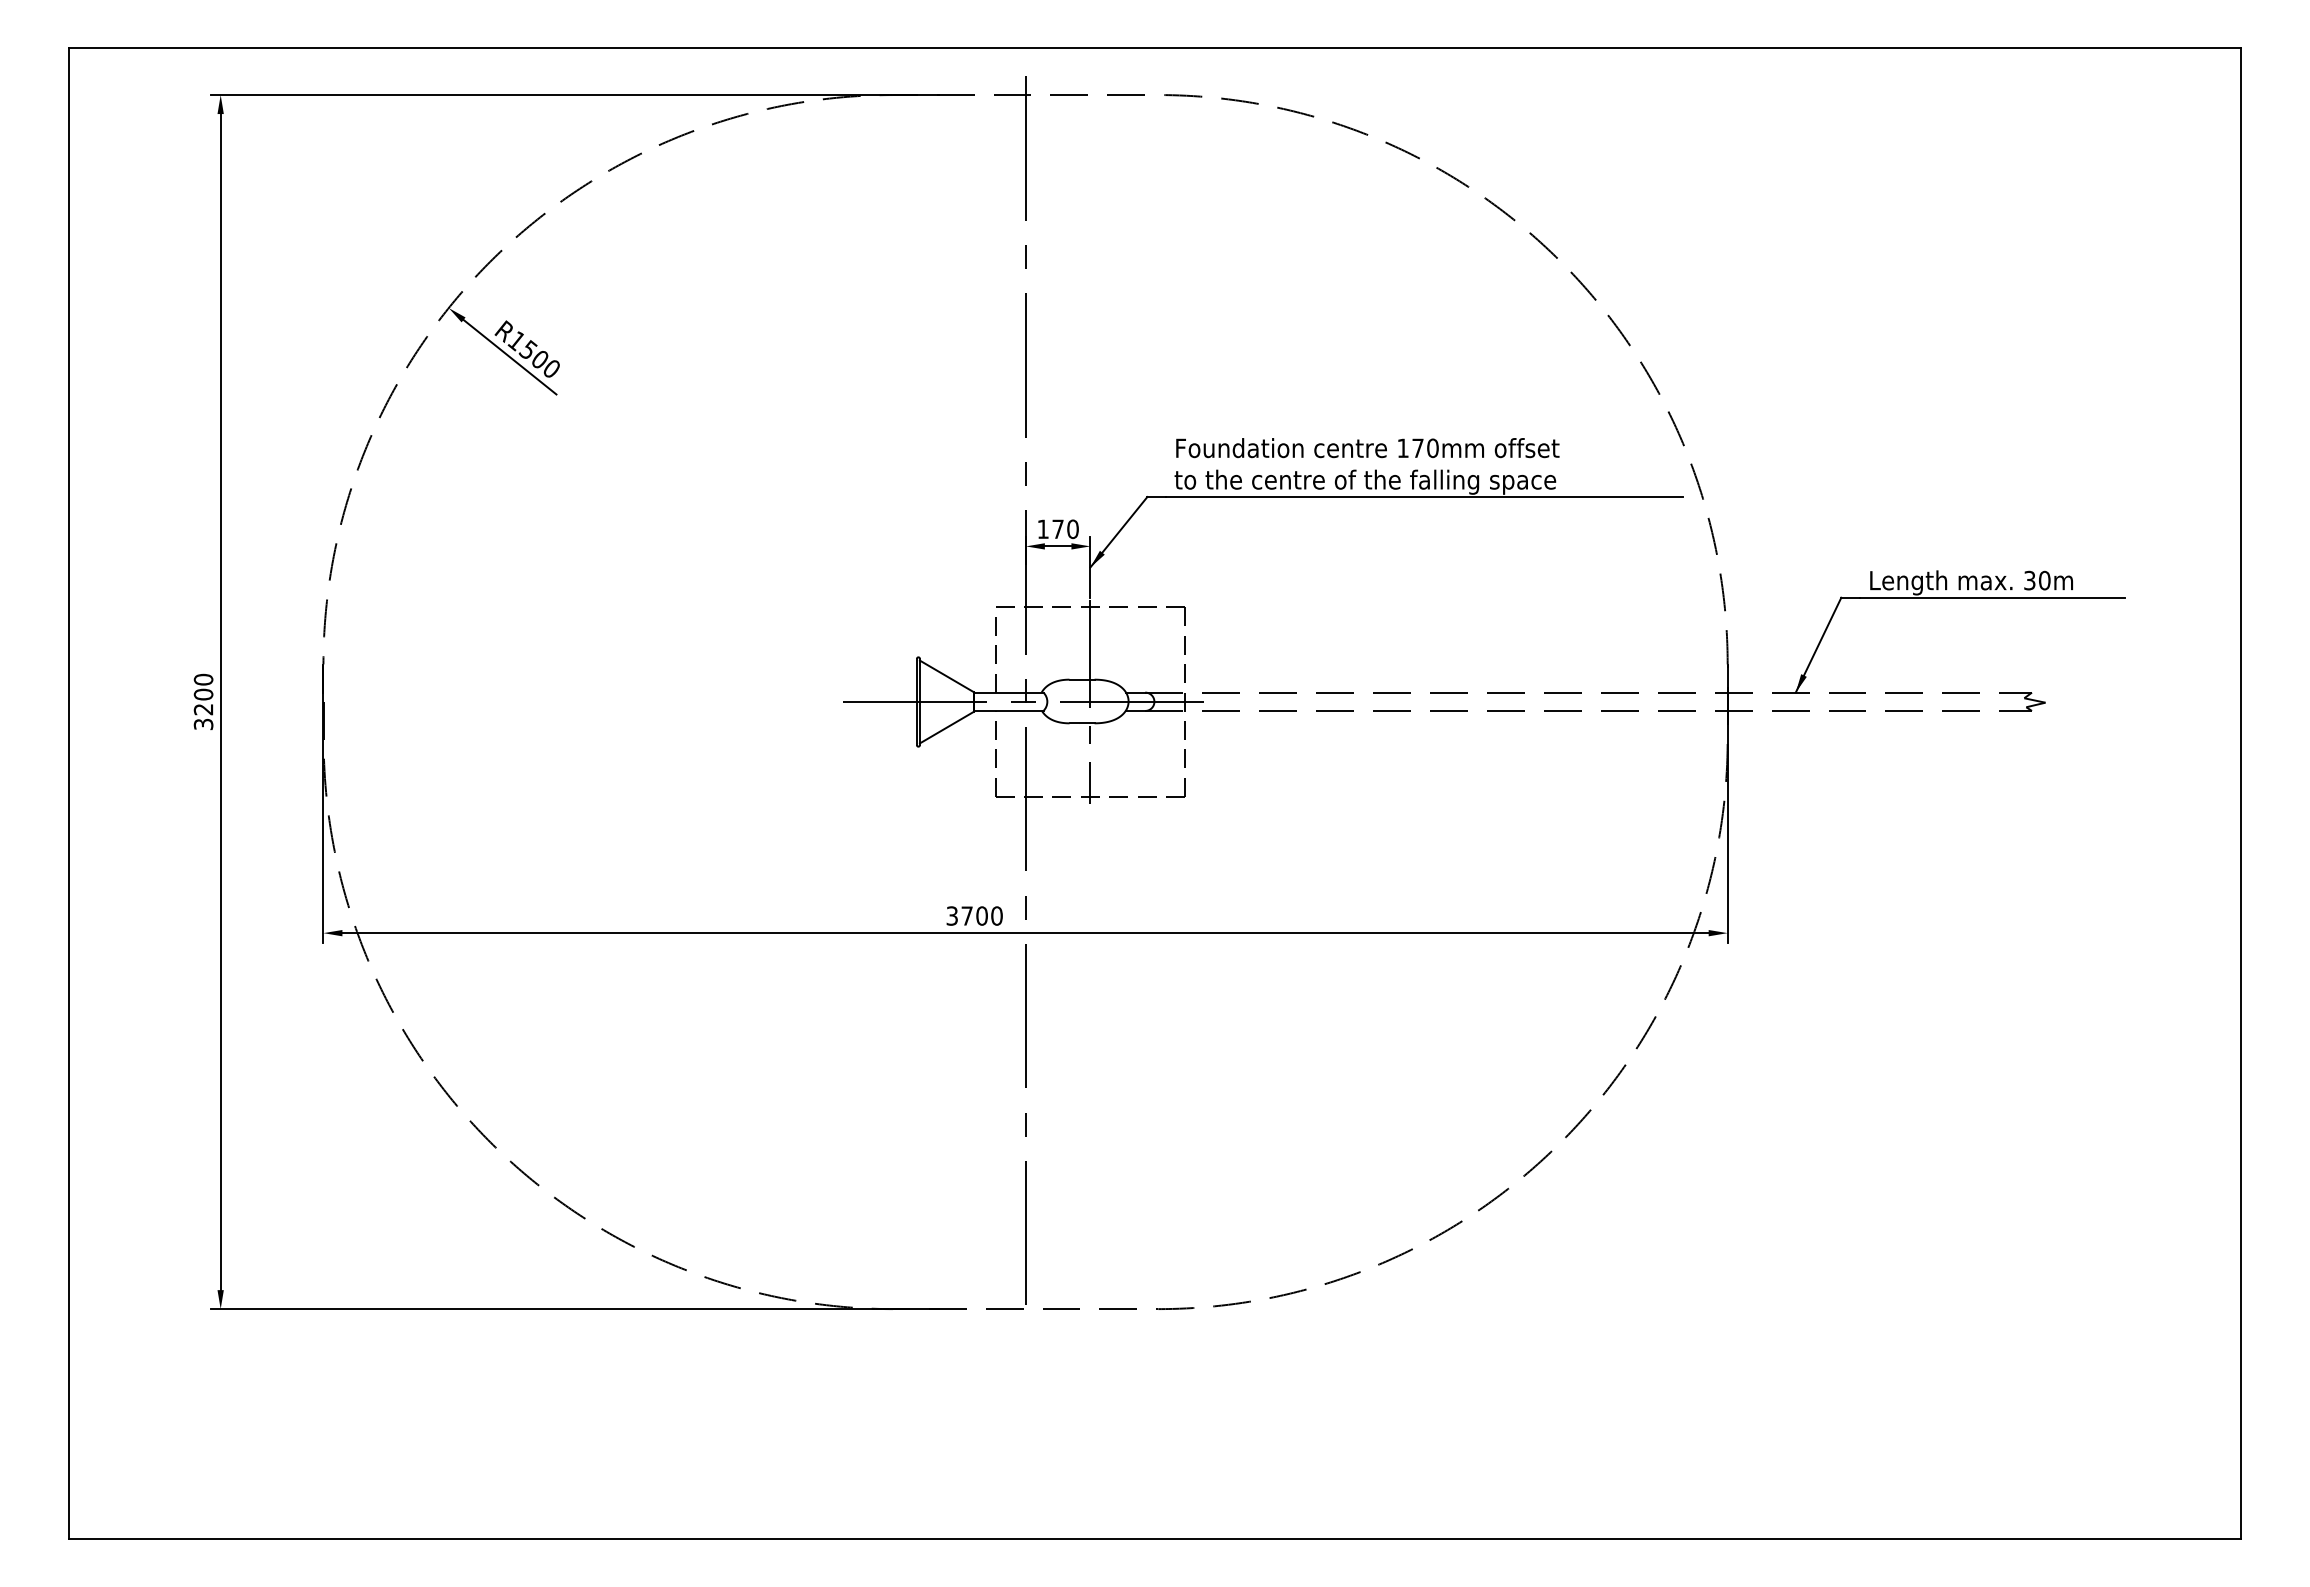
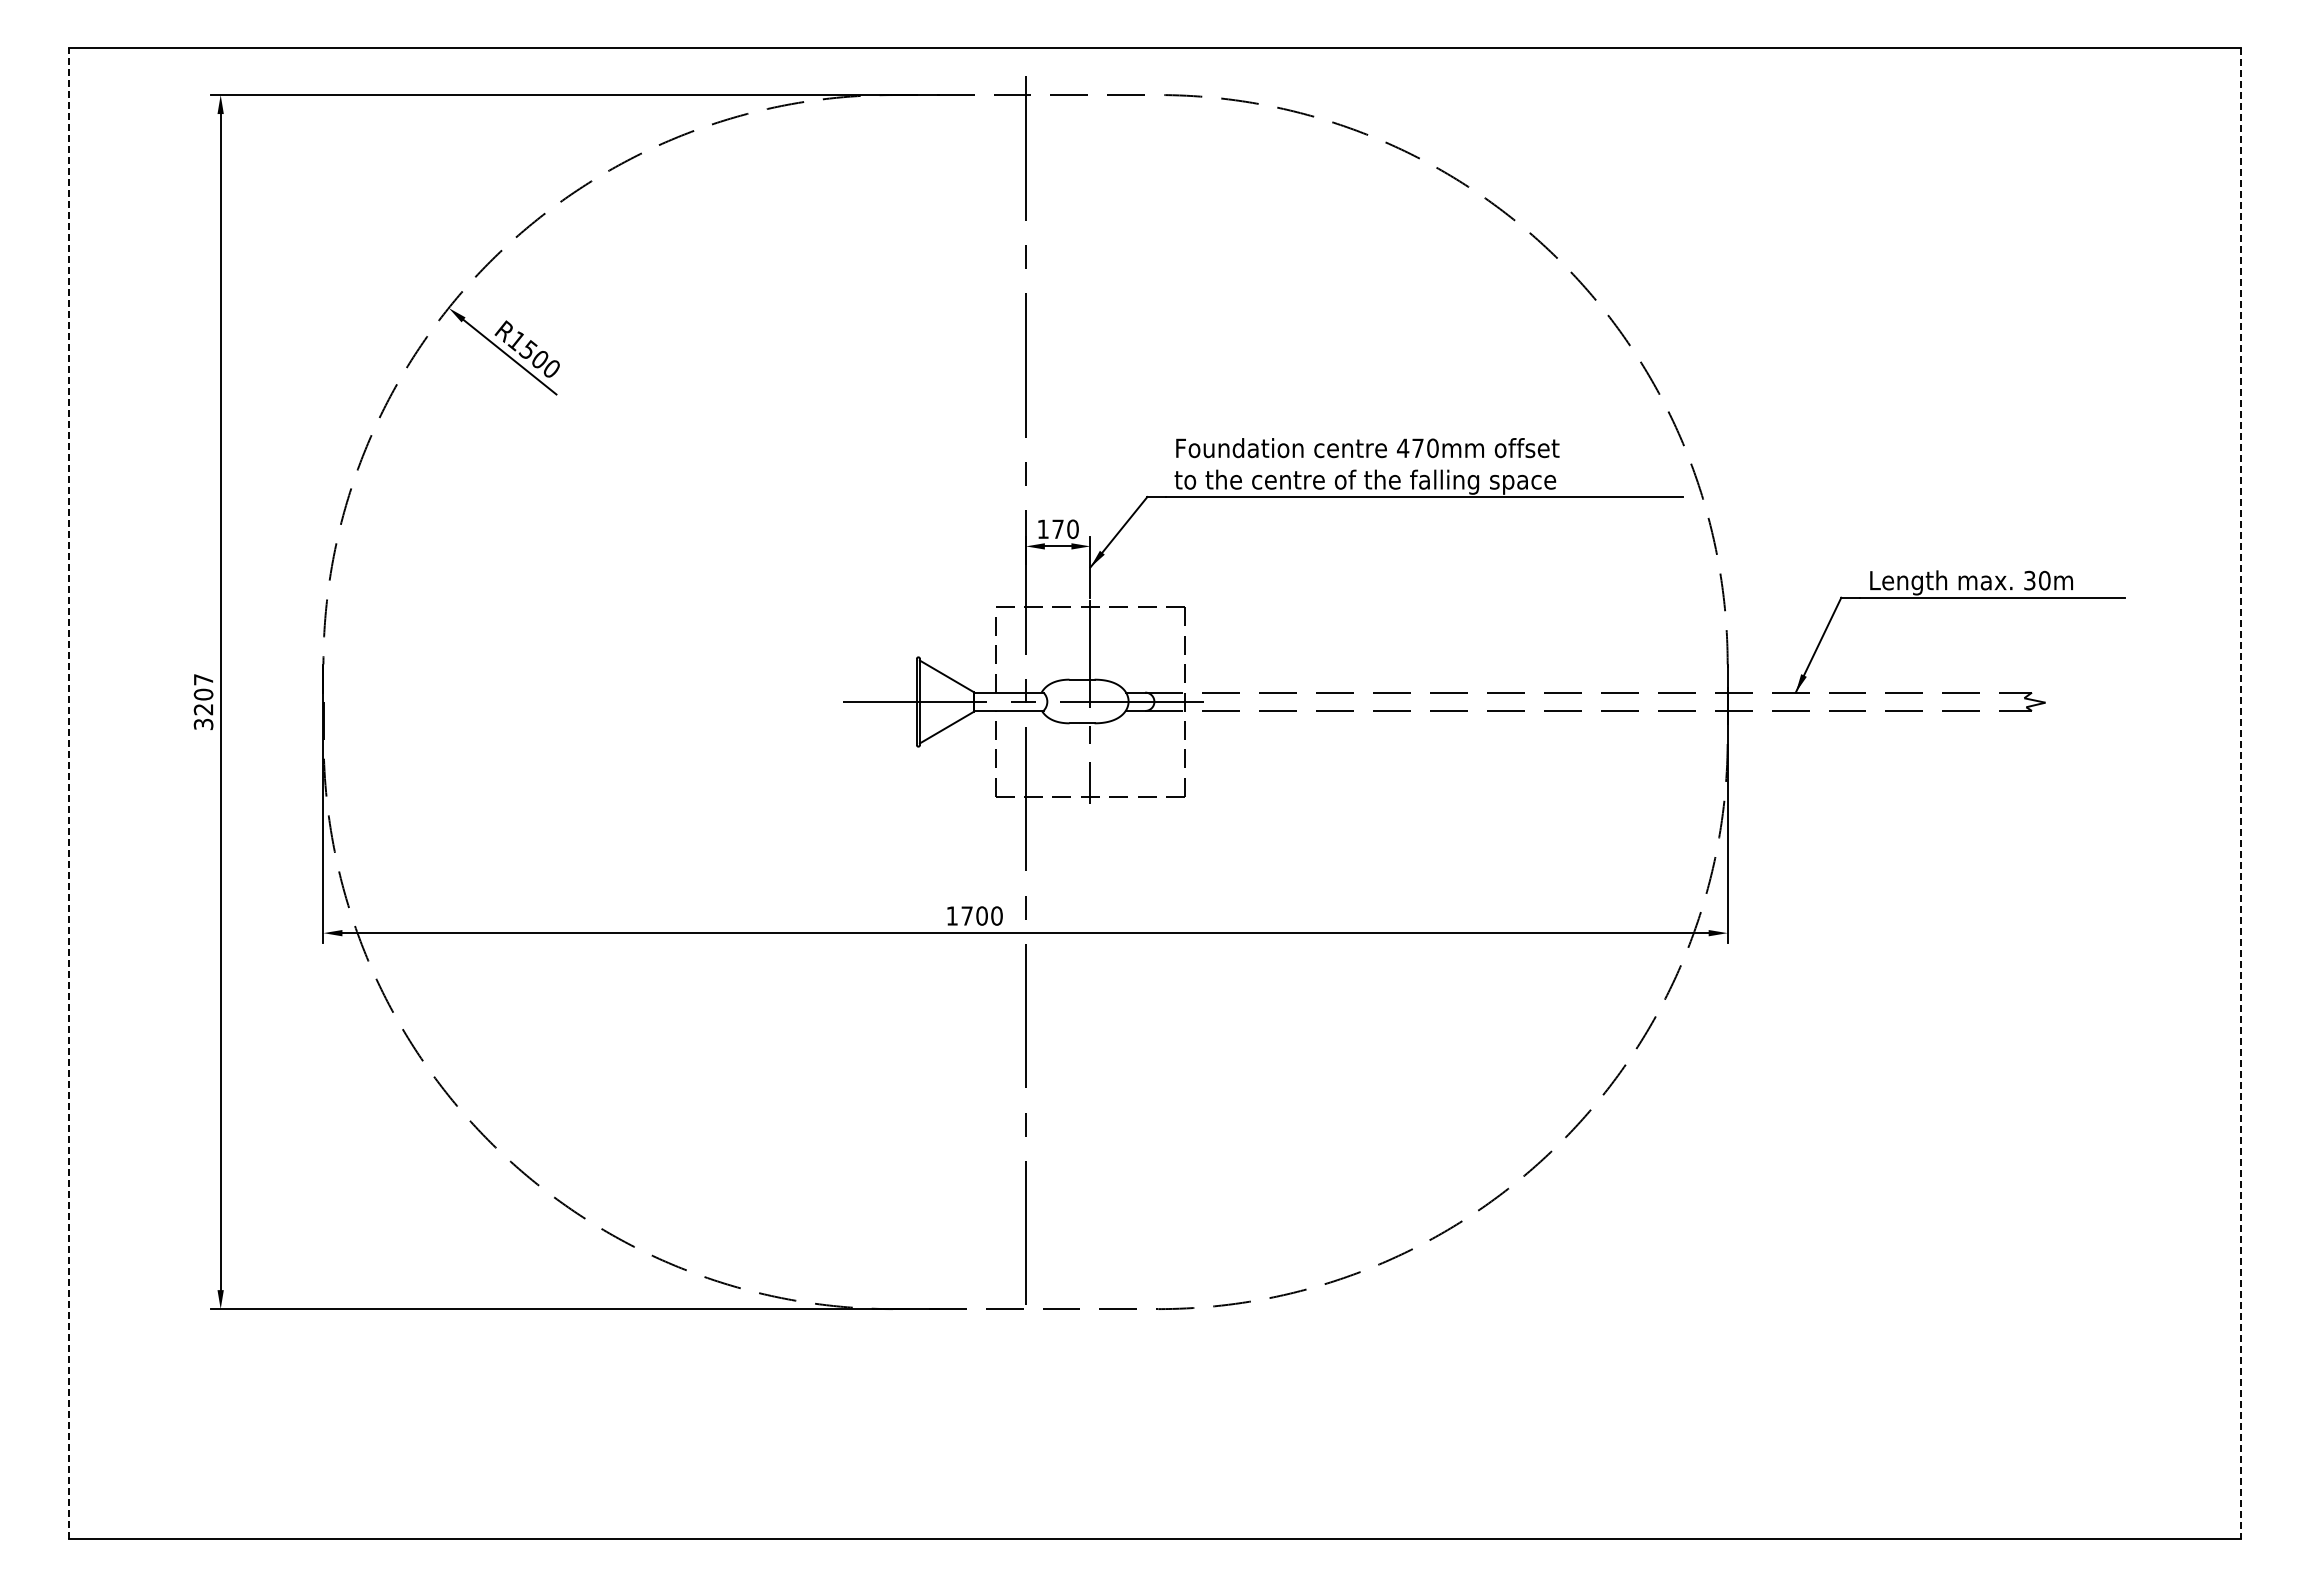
text: 170mm -> 470mm (1402, 447)
text: 3200 -> 3207 (203, 679)
line: solid -> dashed (69, 793)
line: solid -> dashed (2240, 793)
text: 3700 -> 1700 (951, 915)
